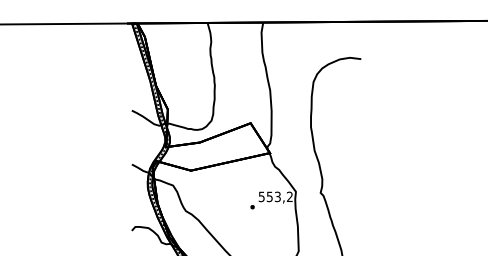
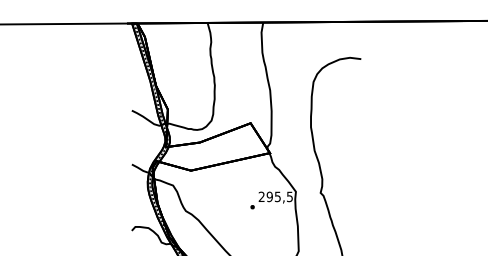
text: 553,2 -> 295,5 (275, 196)
